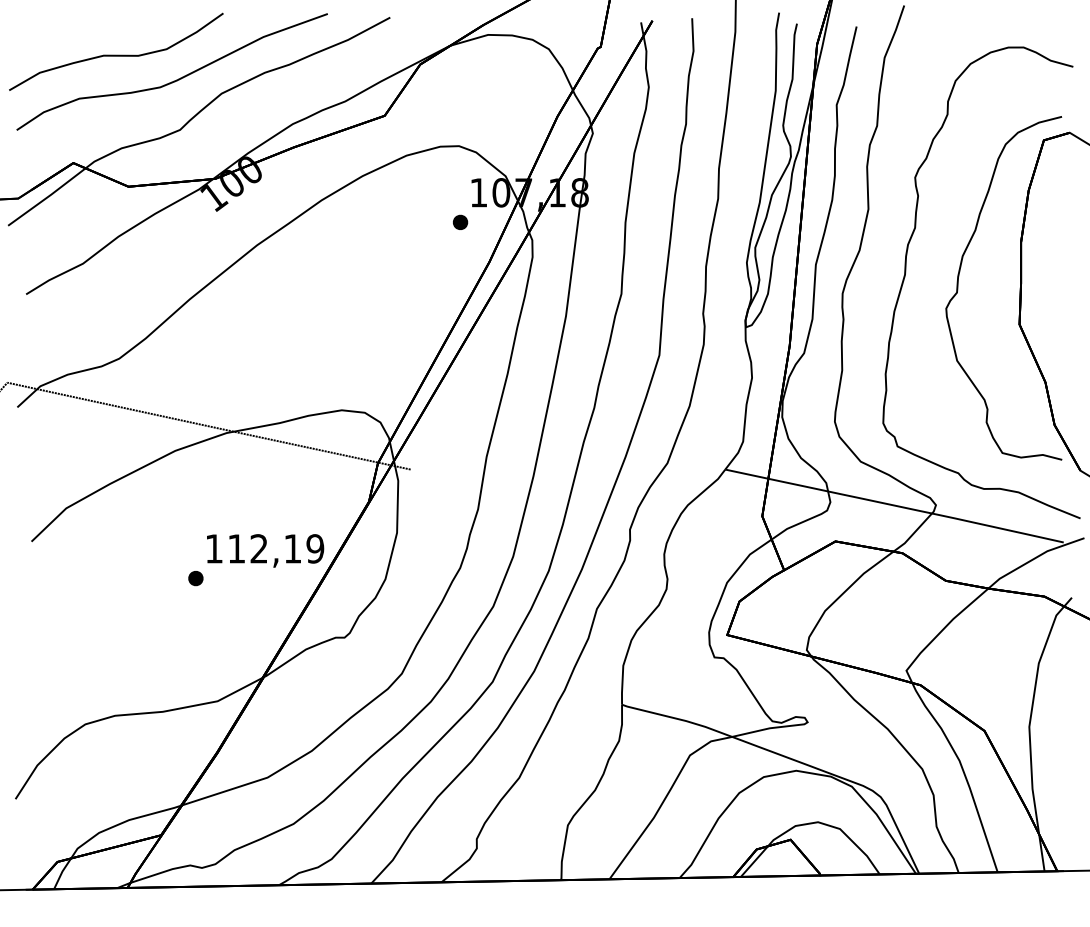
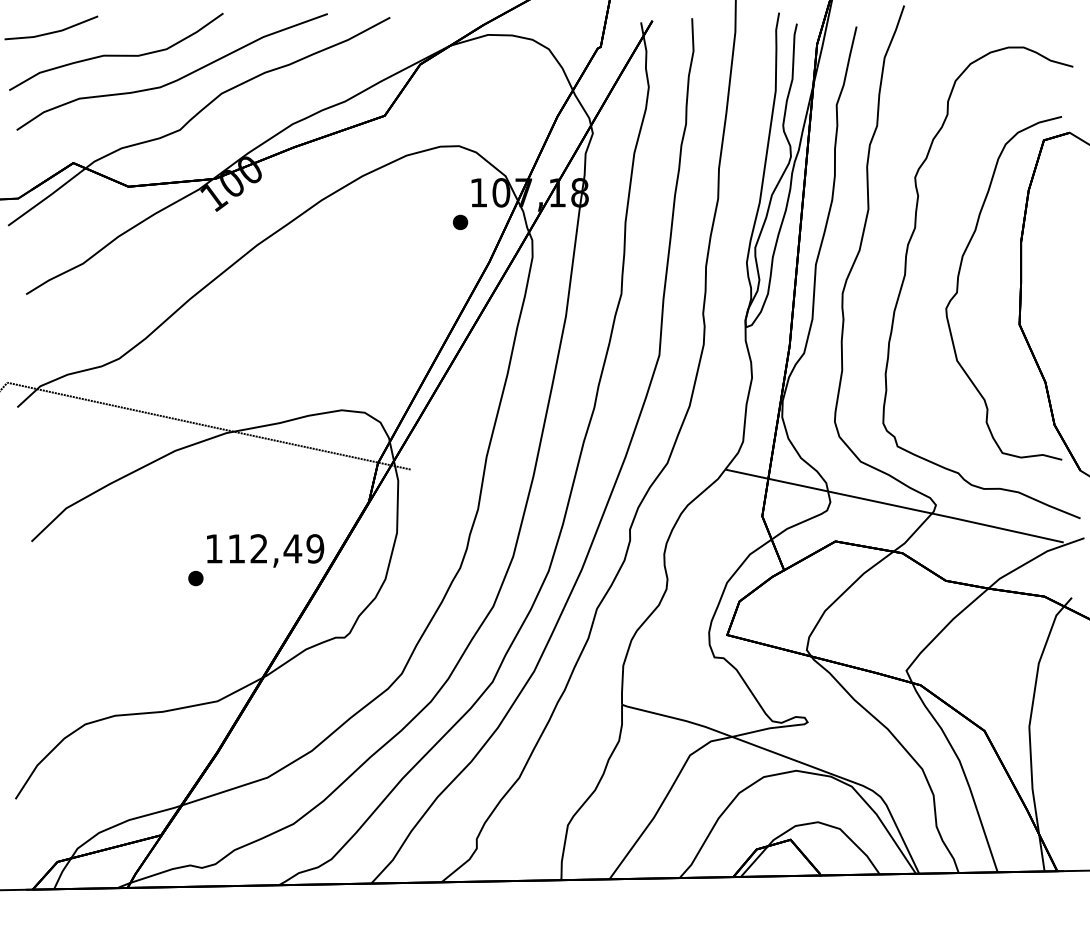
line: none -> present (52, 31)
text: 112,19 -> 112,49 (292, 548)
